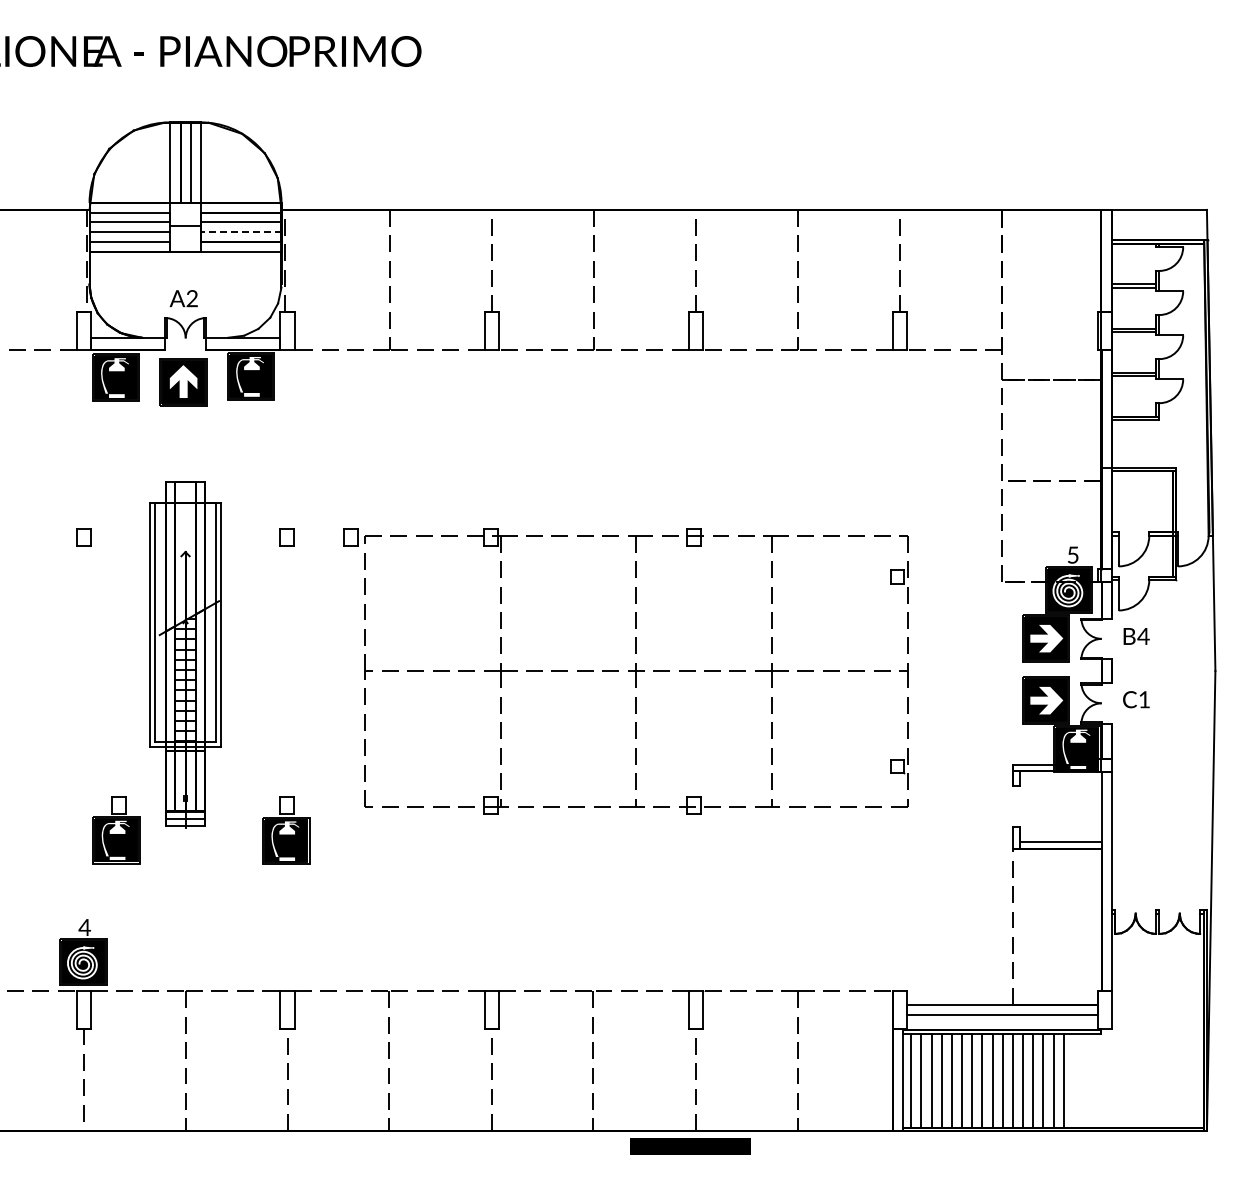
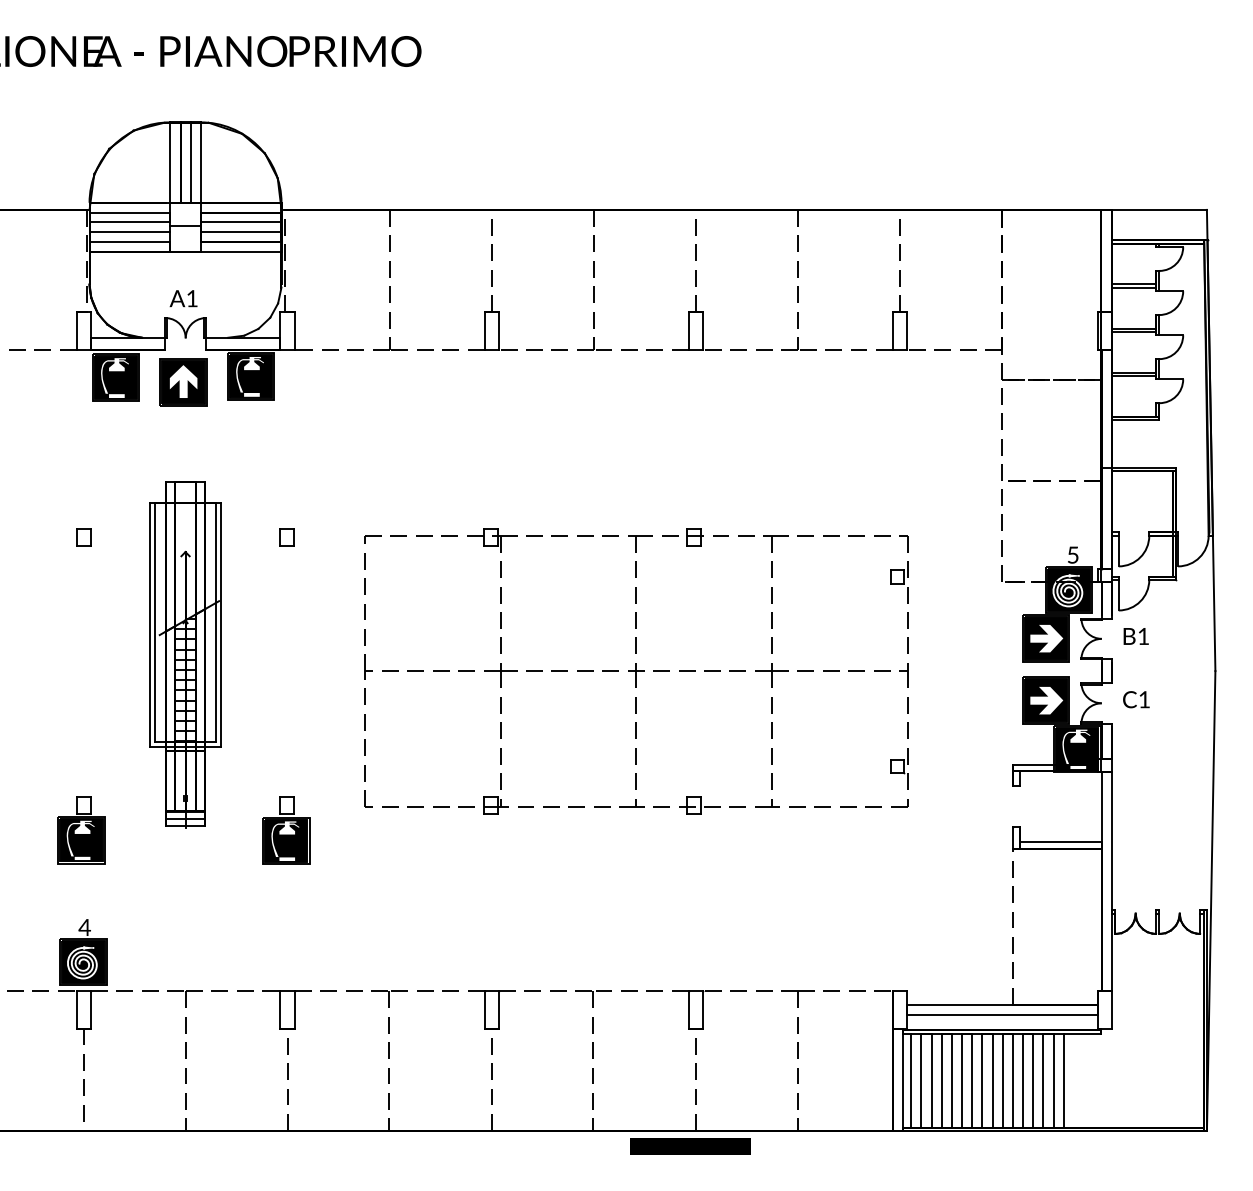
line: dashed -> solid (240, 232)
text: A2 -> A1 (191, 298)
part: present -> none (350, 537)
text: B4 -> B1 (1143, 636)
part position: (116, 830) -> (81, 830) (81, 830)
